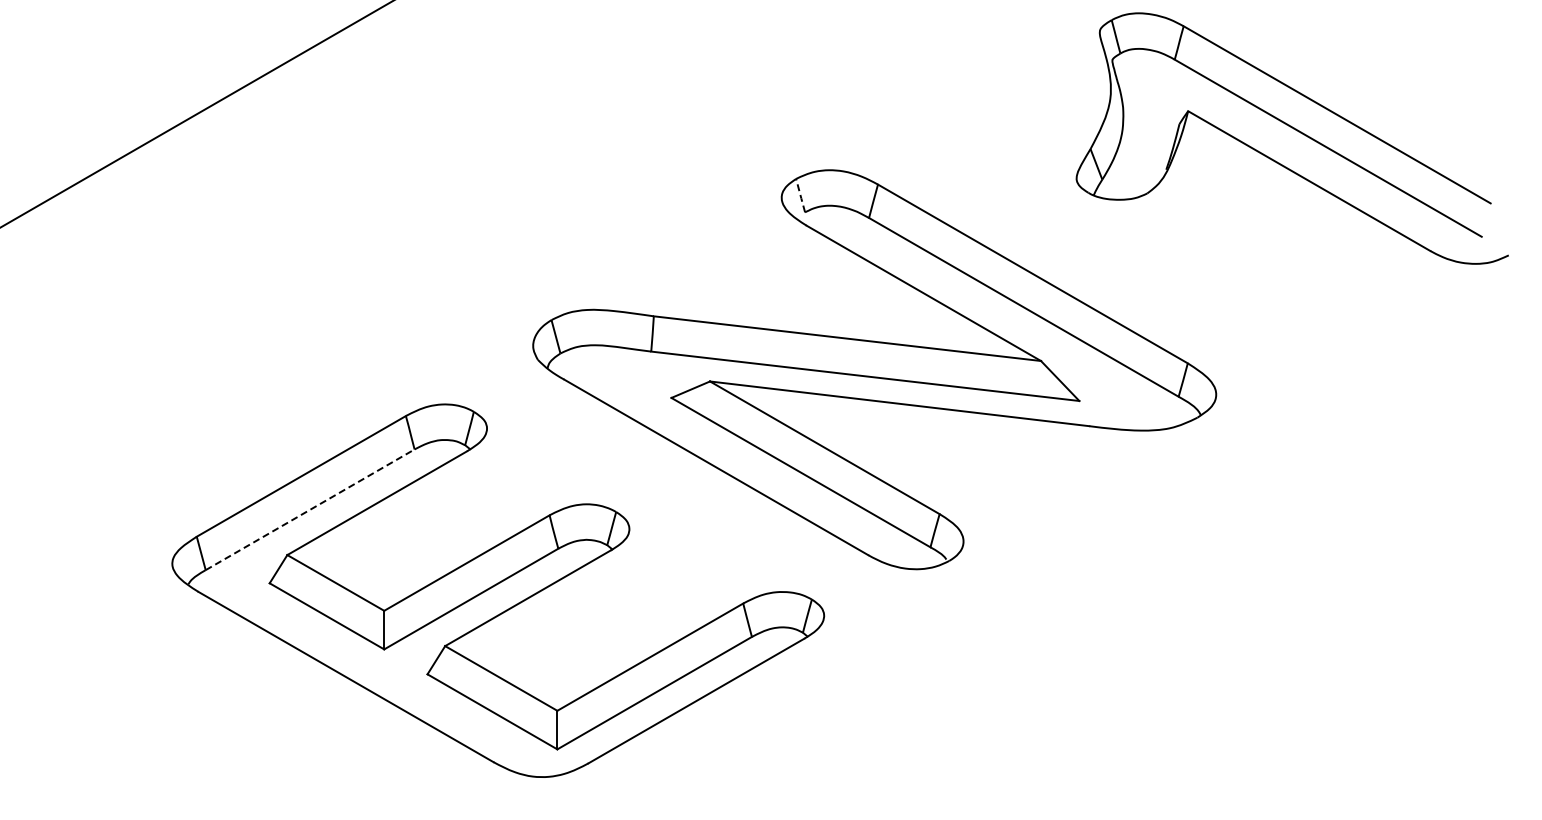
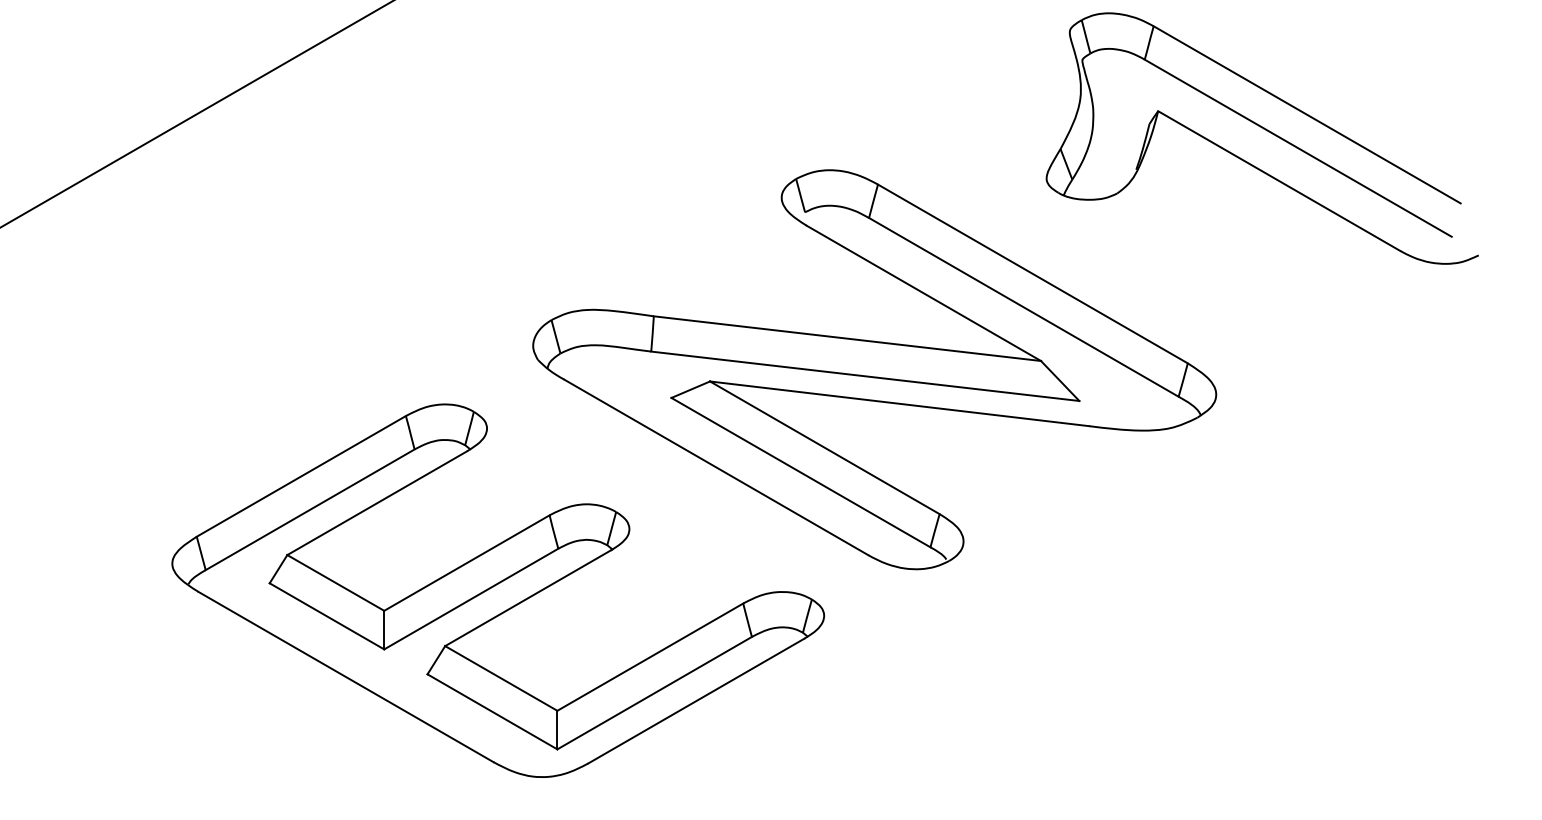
part position: (1295, 130) -> (1265, 130) (1265, 130)
line: dashed -> solid (800, 195)
line: dashed -> solid (310, 509)
